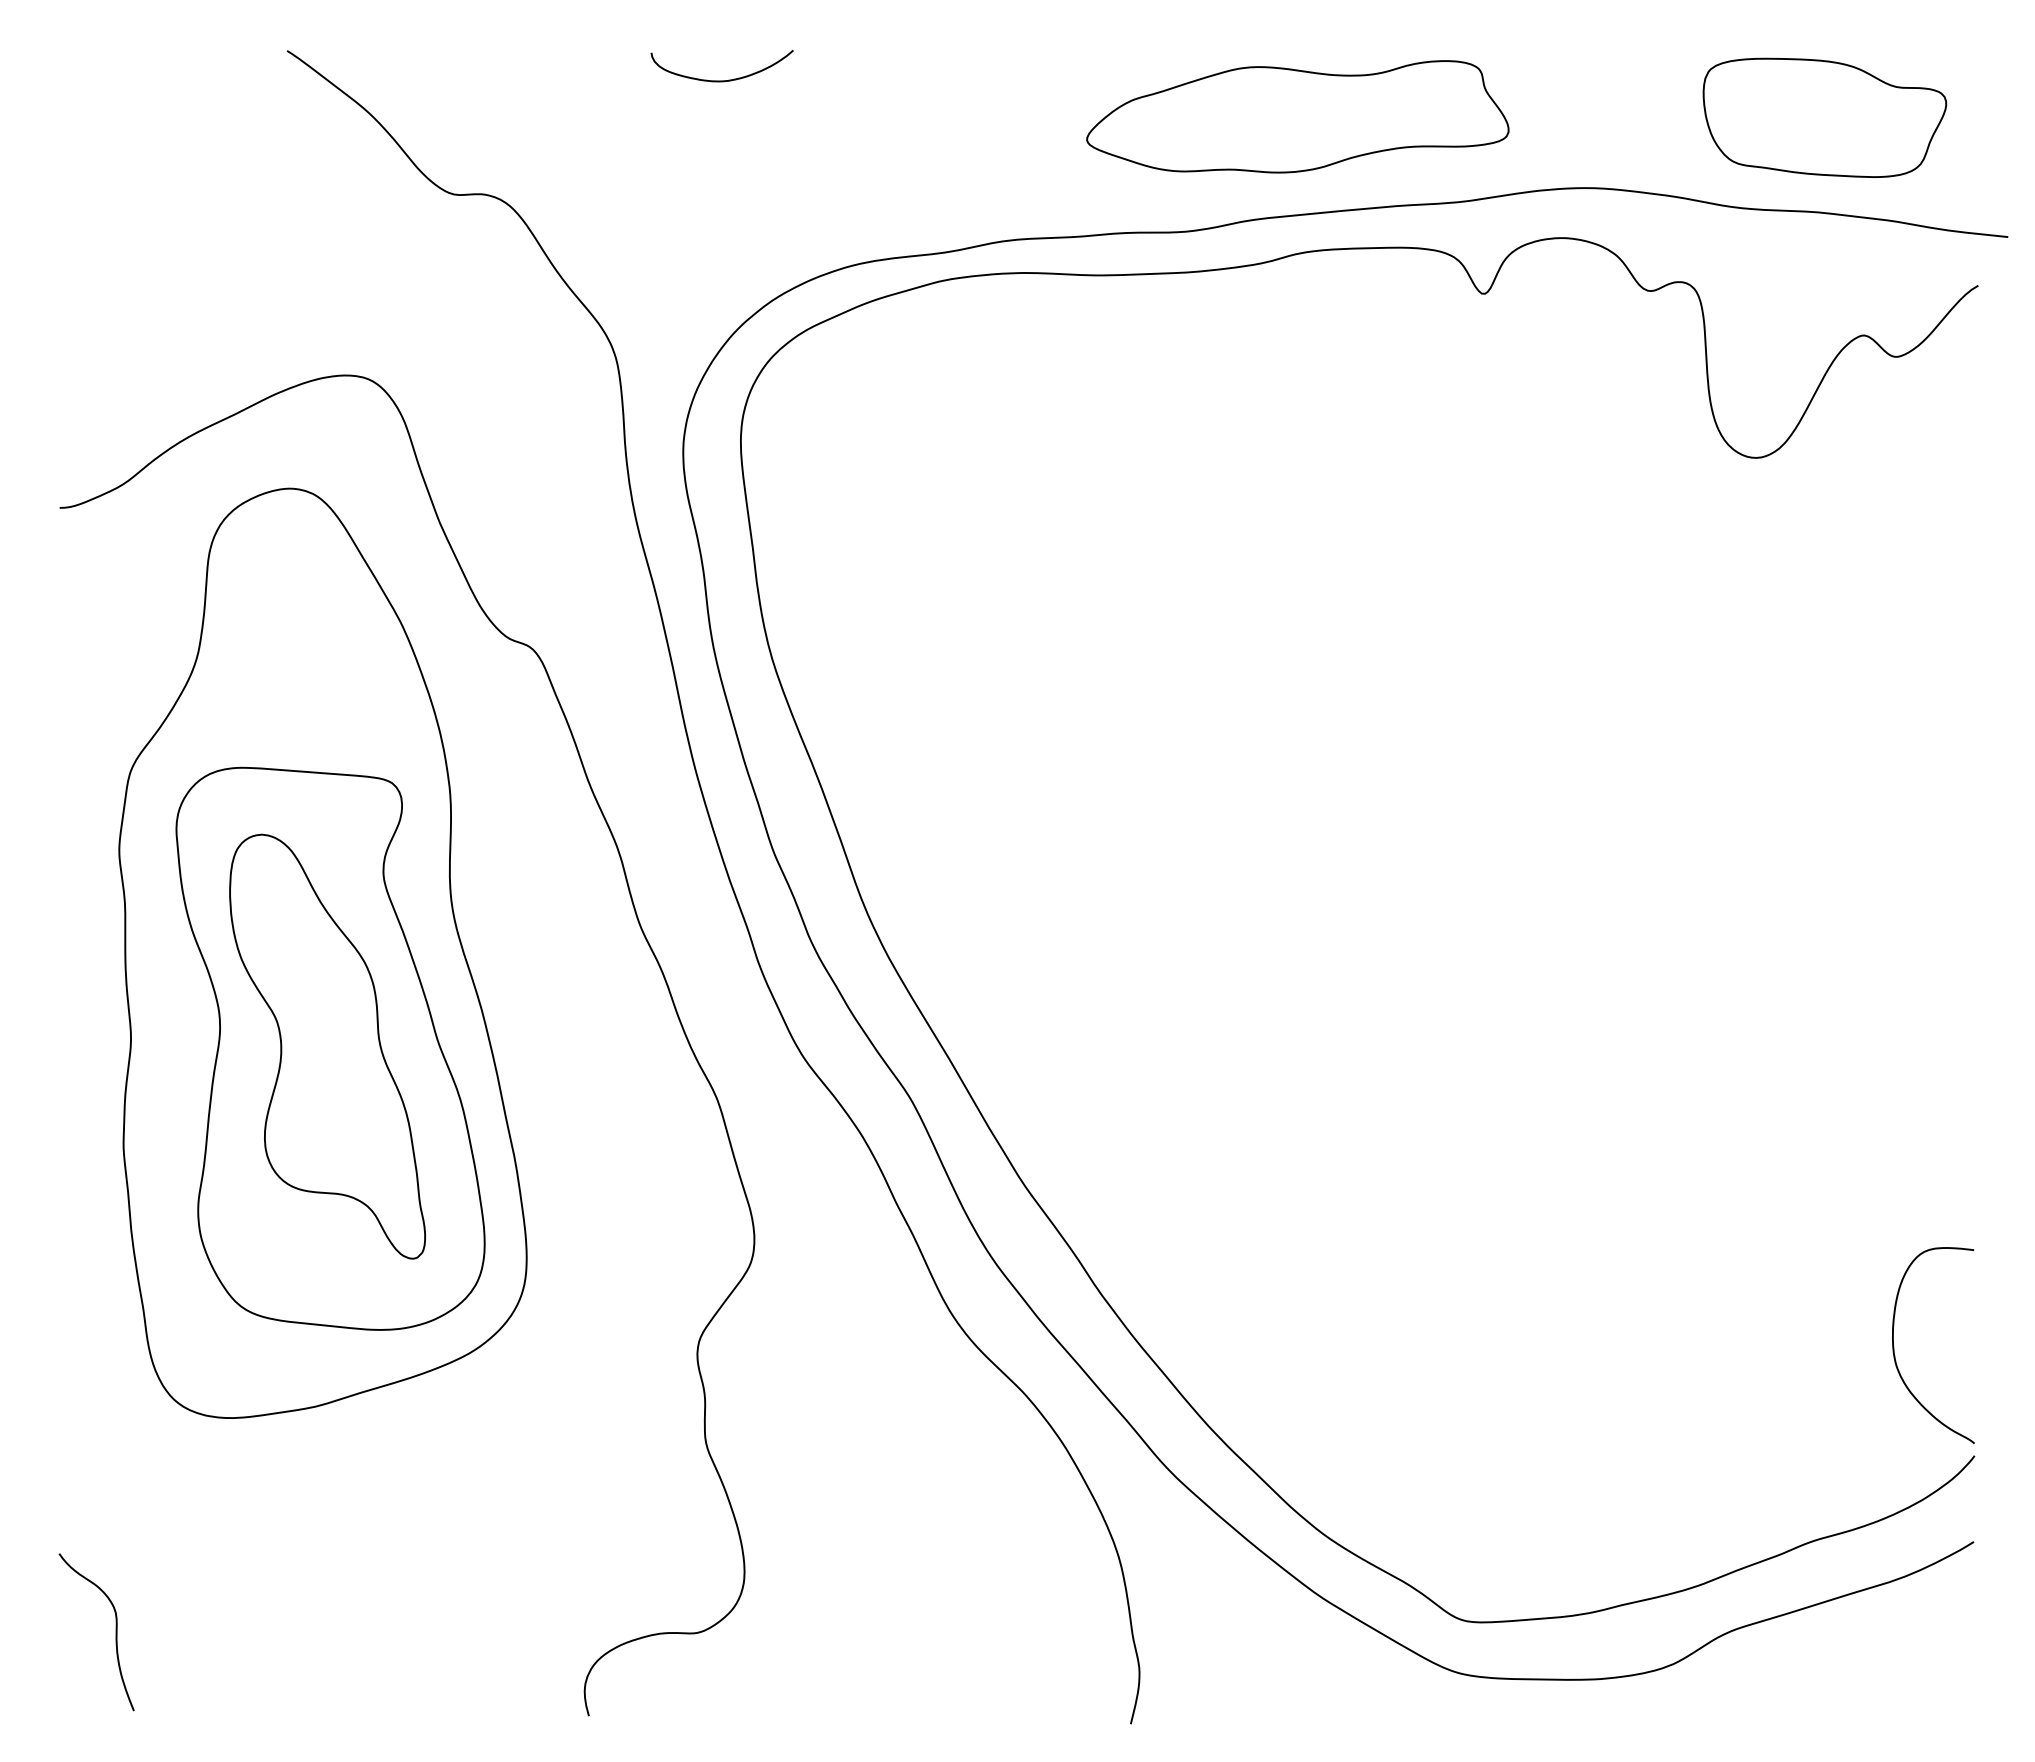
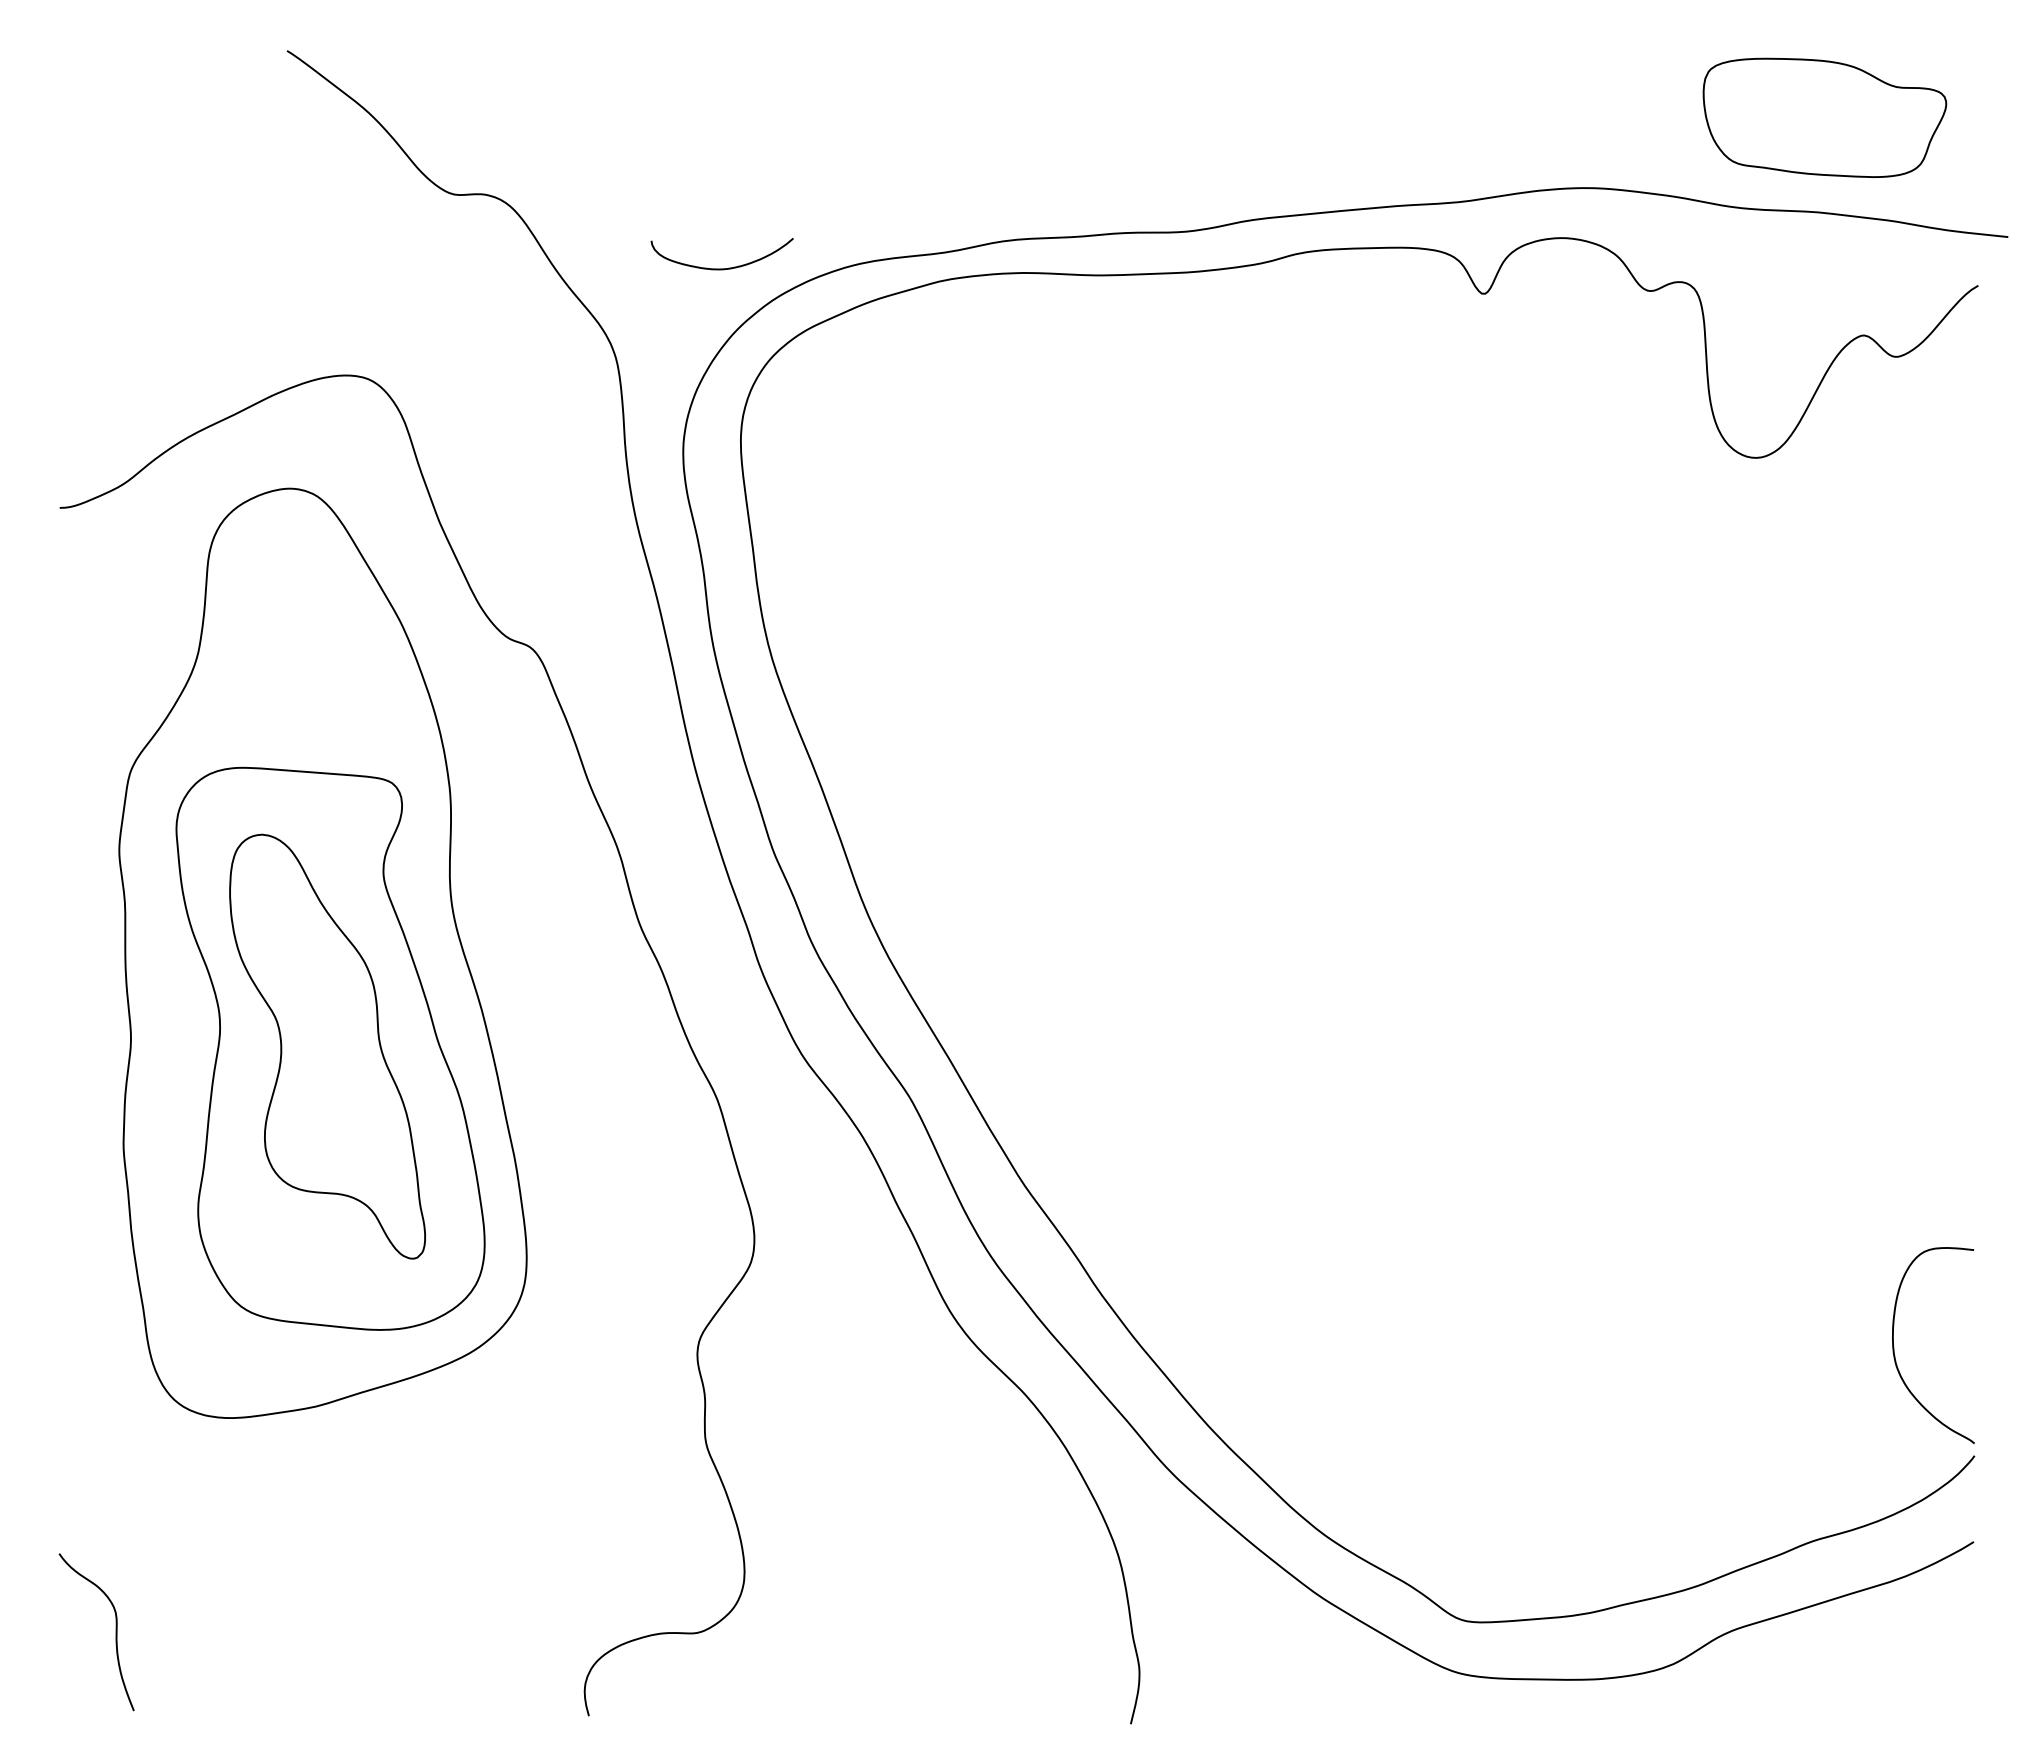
curve position: (721, 80) -> (721, 268) (721, 268)
part: present -> none (1297, 116)
